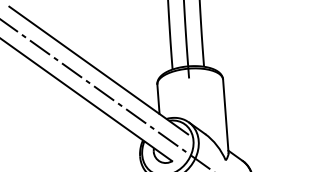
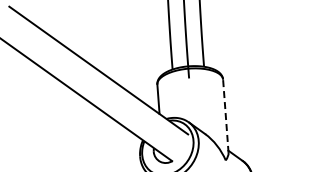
line: present -> none (105, 94)
line: solid -> dashed (225, 116)
